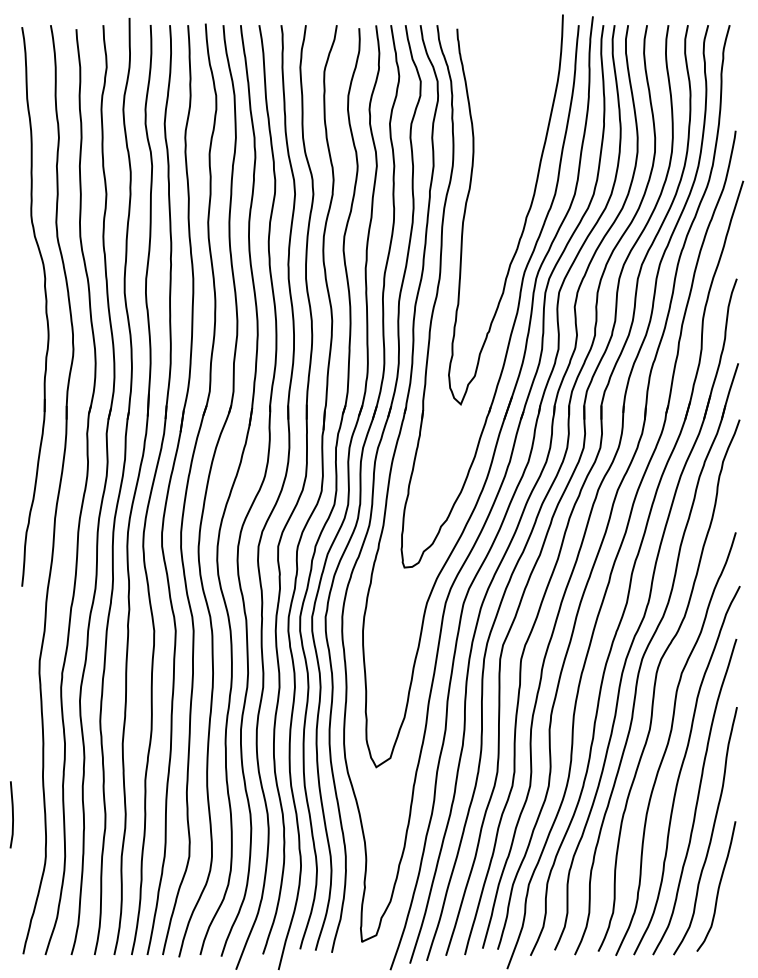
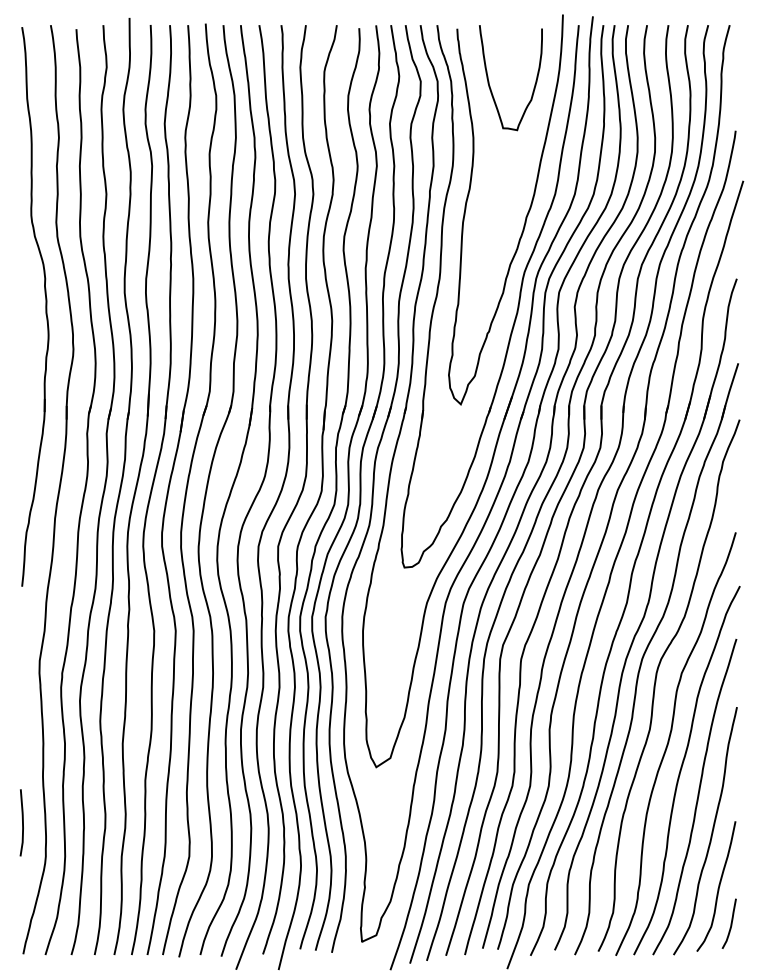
curve: none -> present (490, 85)
curve position: (12, 814) -> (22, 822) (22, 822)
curve: none -> present (730, 923)
